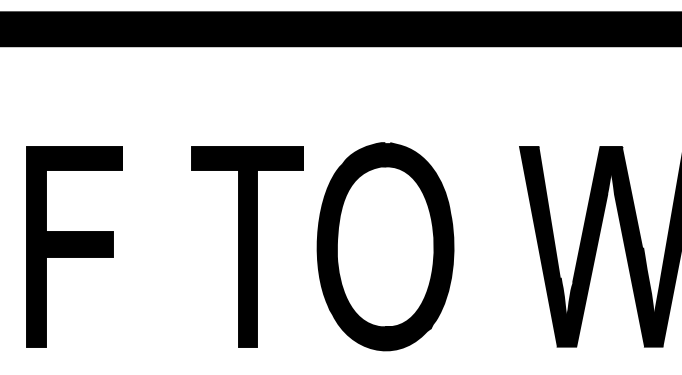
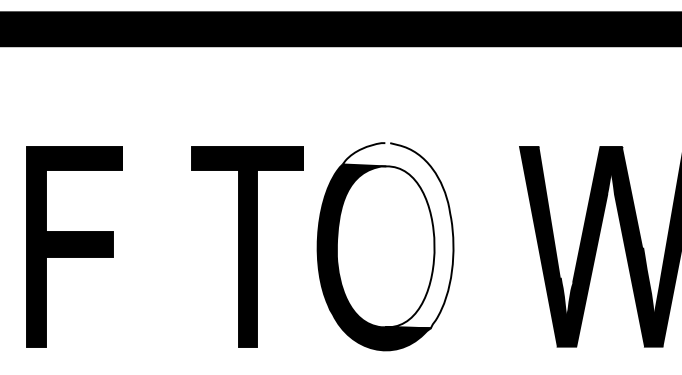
fill: present -> none (397, 235)
